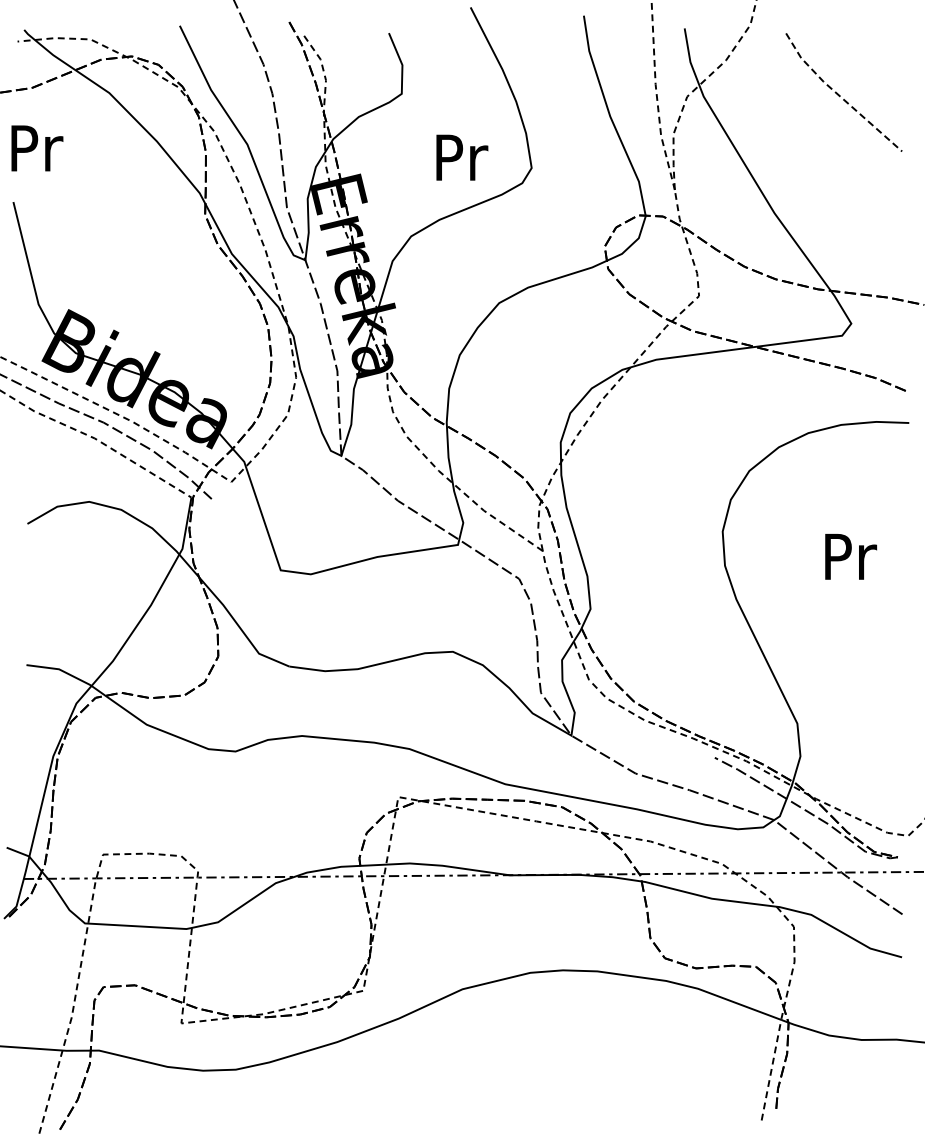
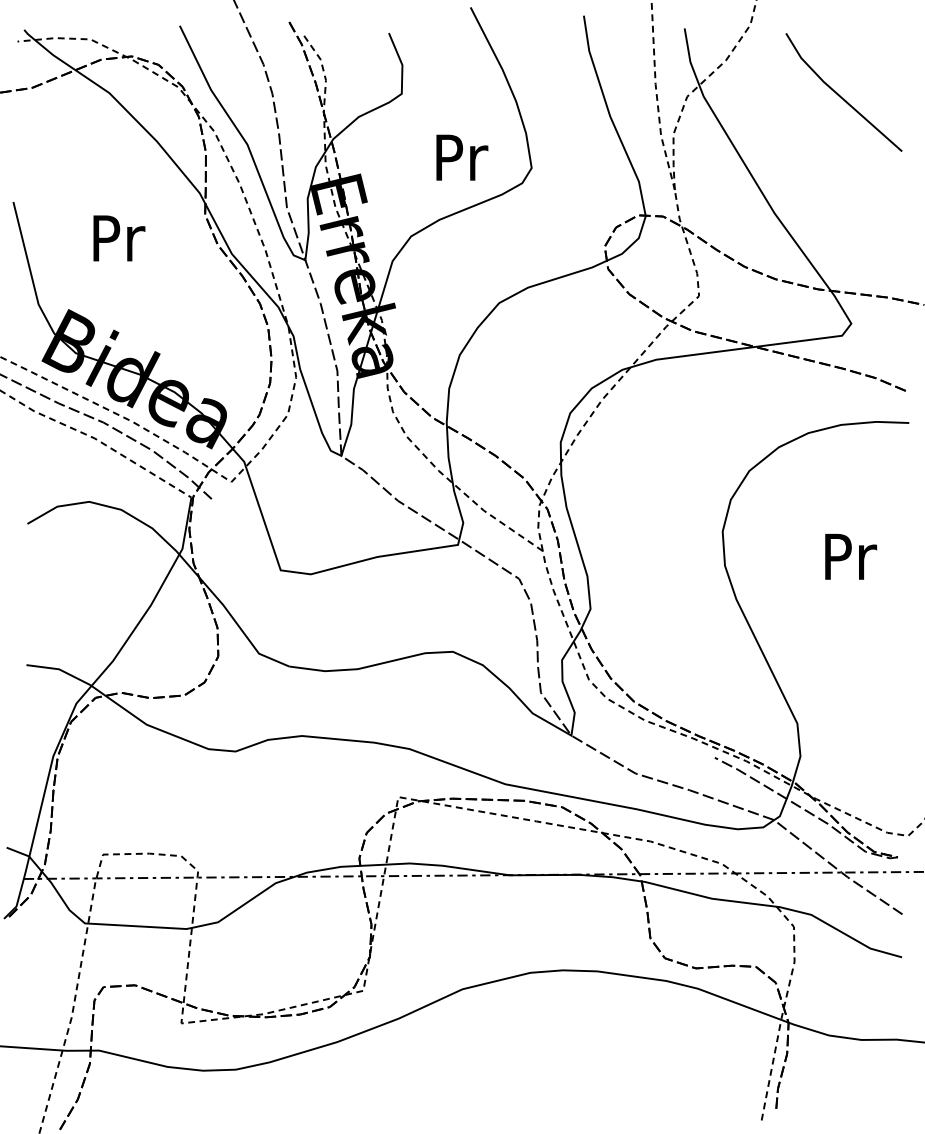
line: dashed -> solid (839, 95)
text position: (37, 148) -> (119, 238) (119, 238)
